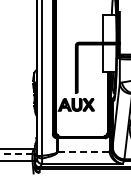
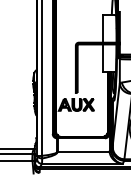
line: dashed -> solid (84, 151)
line: dashed -> solid (16, 154)
